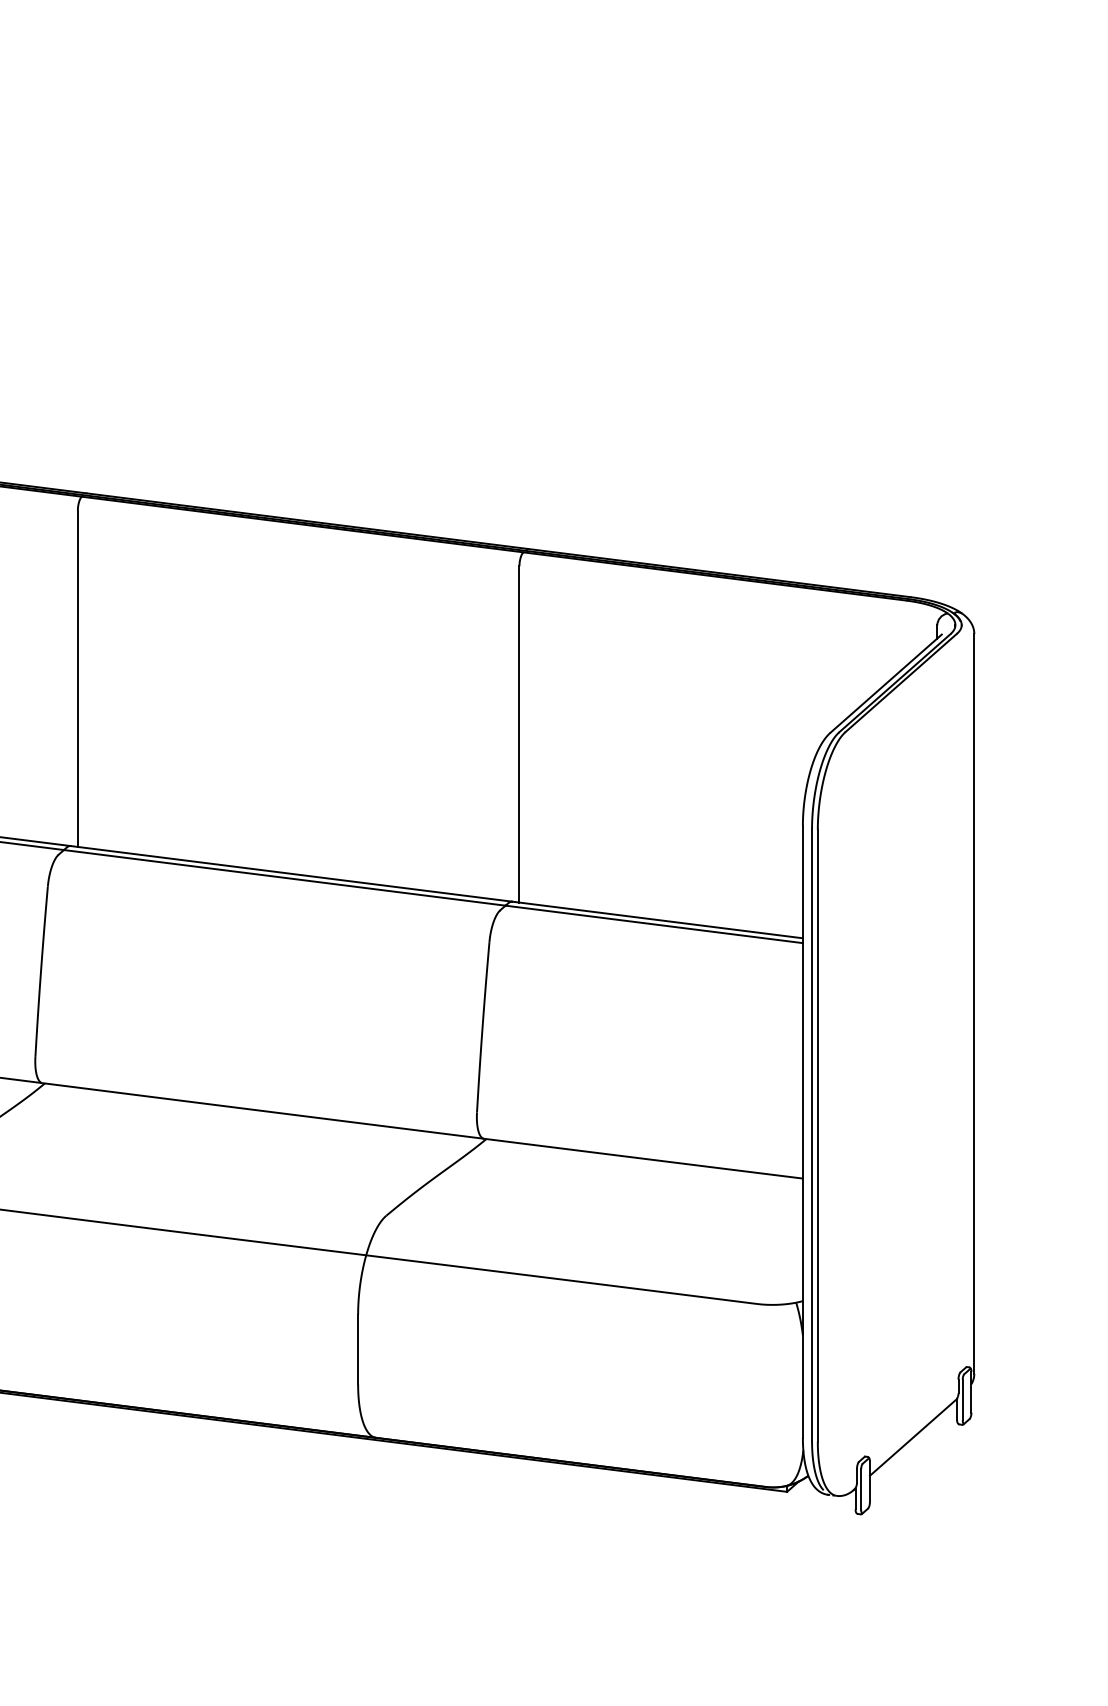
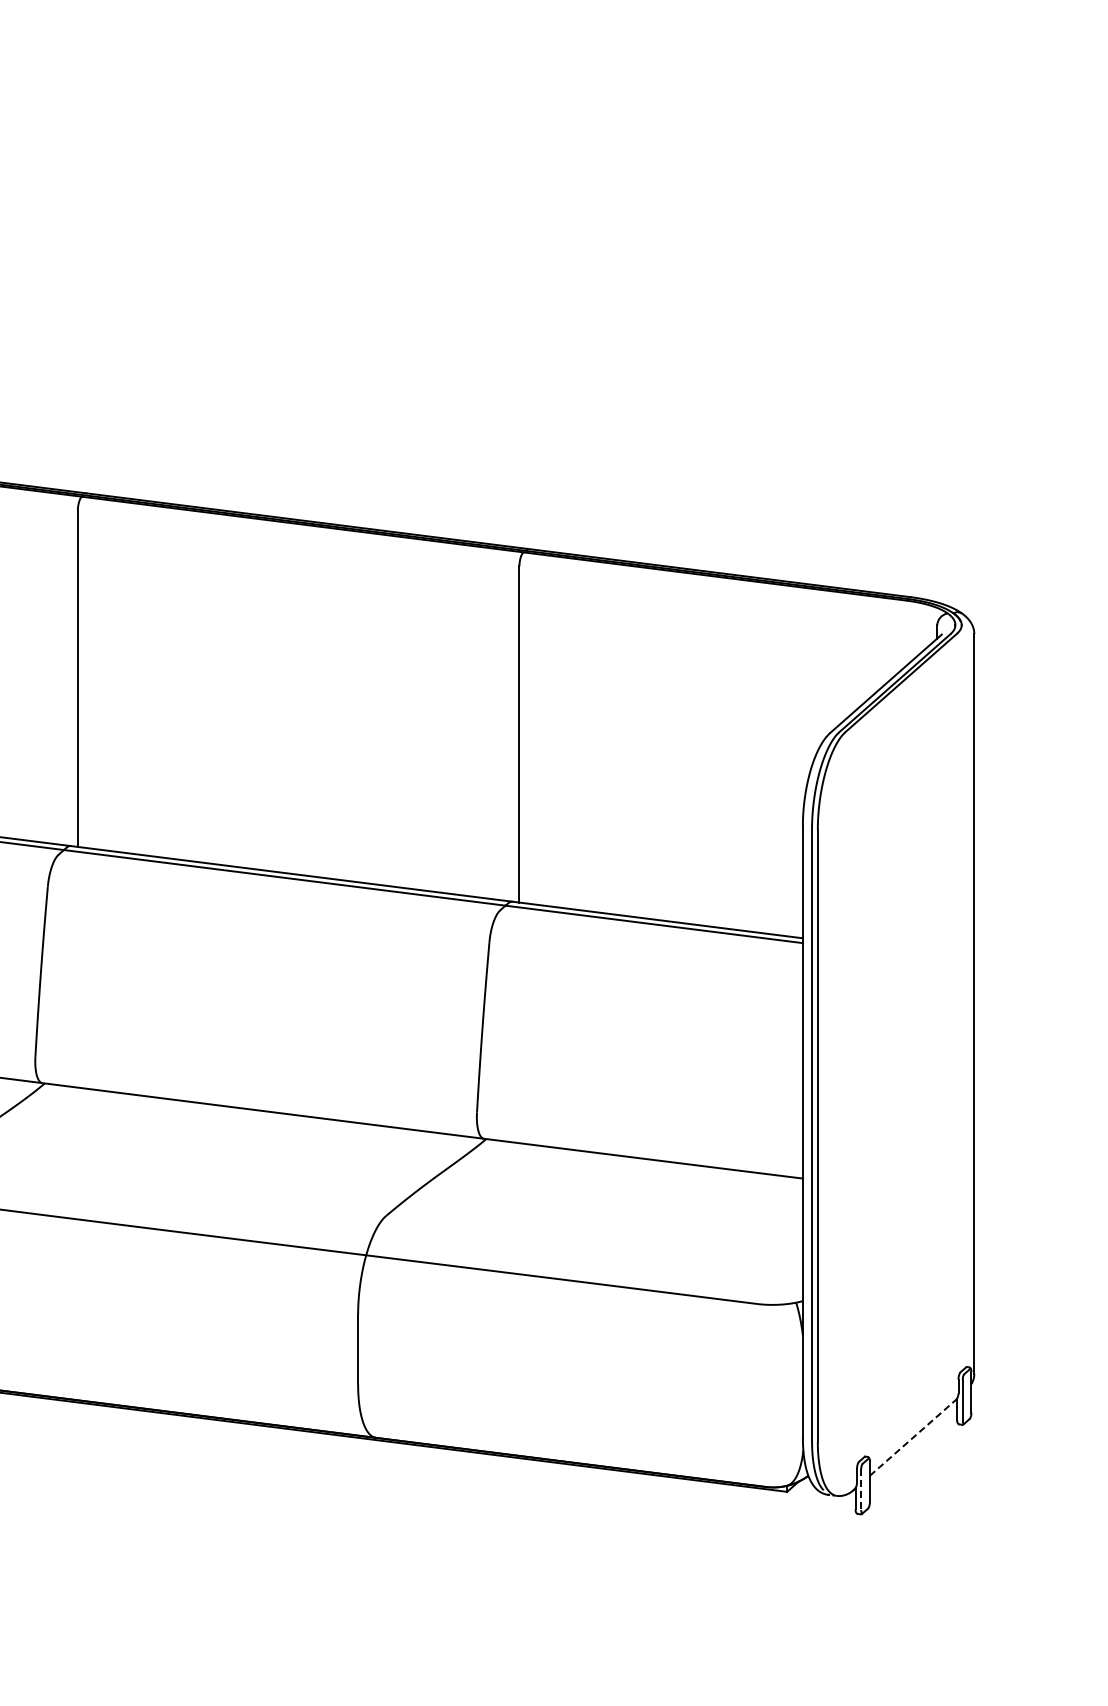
line: solid -> dashed (913, 1437)
line: solid -> dashed (861, 1490)
